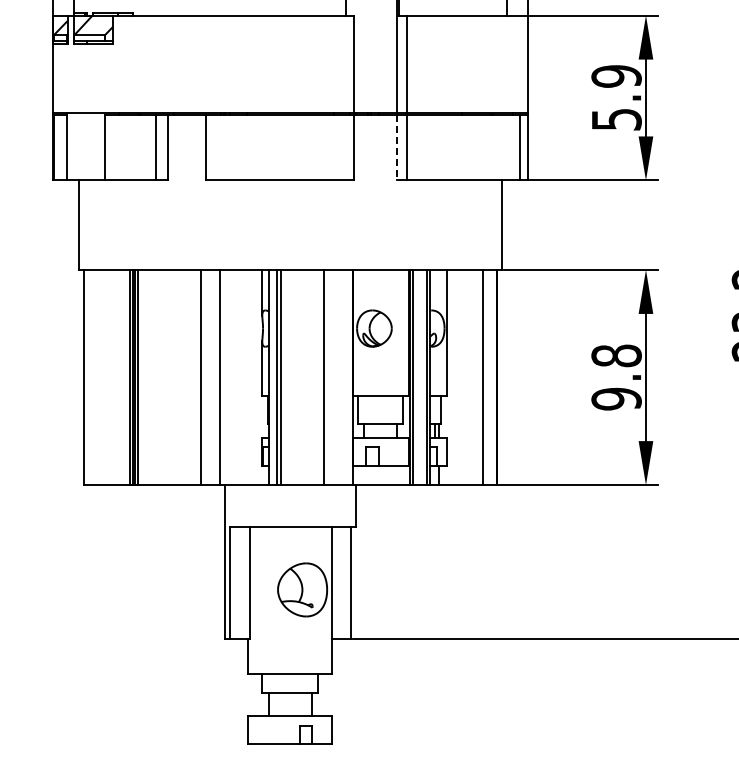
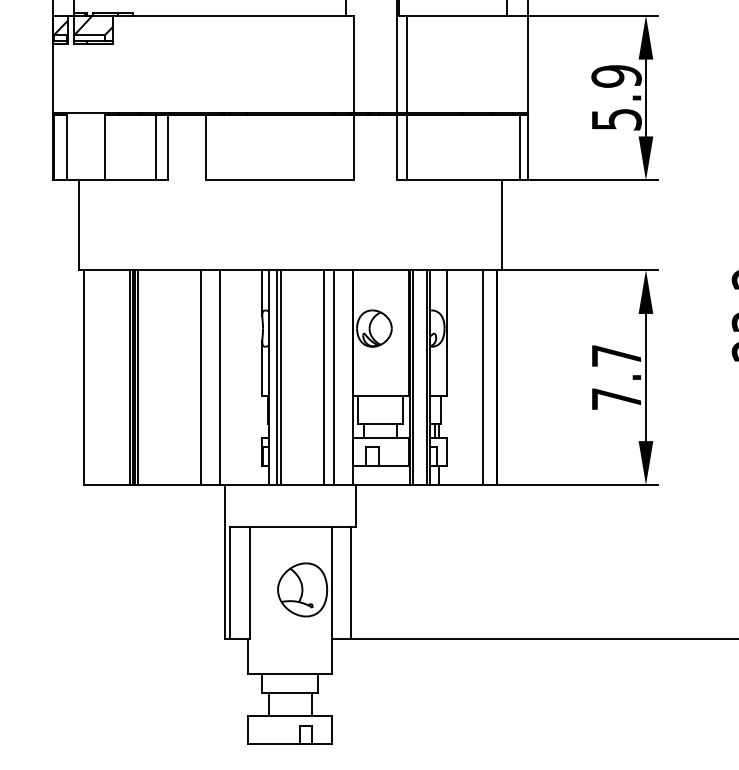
line: dashed -> solid (396, 147)
line: none -> present (334, 377)
text: 9.8 -> 7.7 (616, 377)
